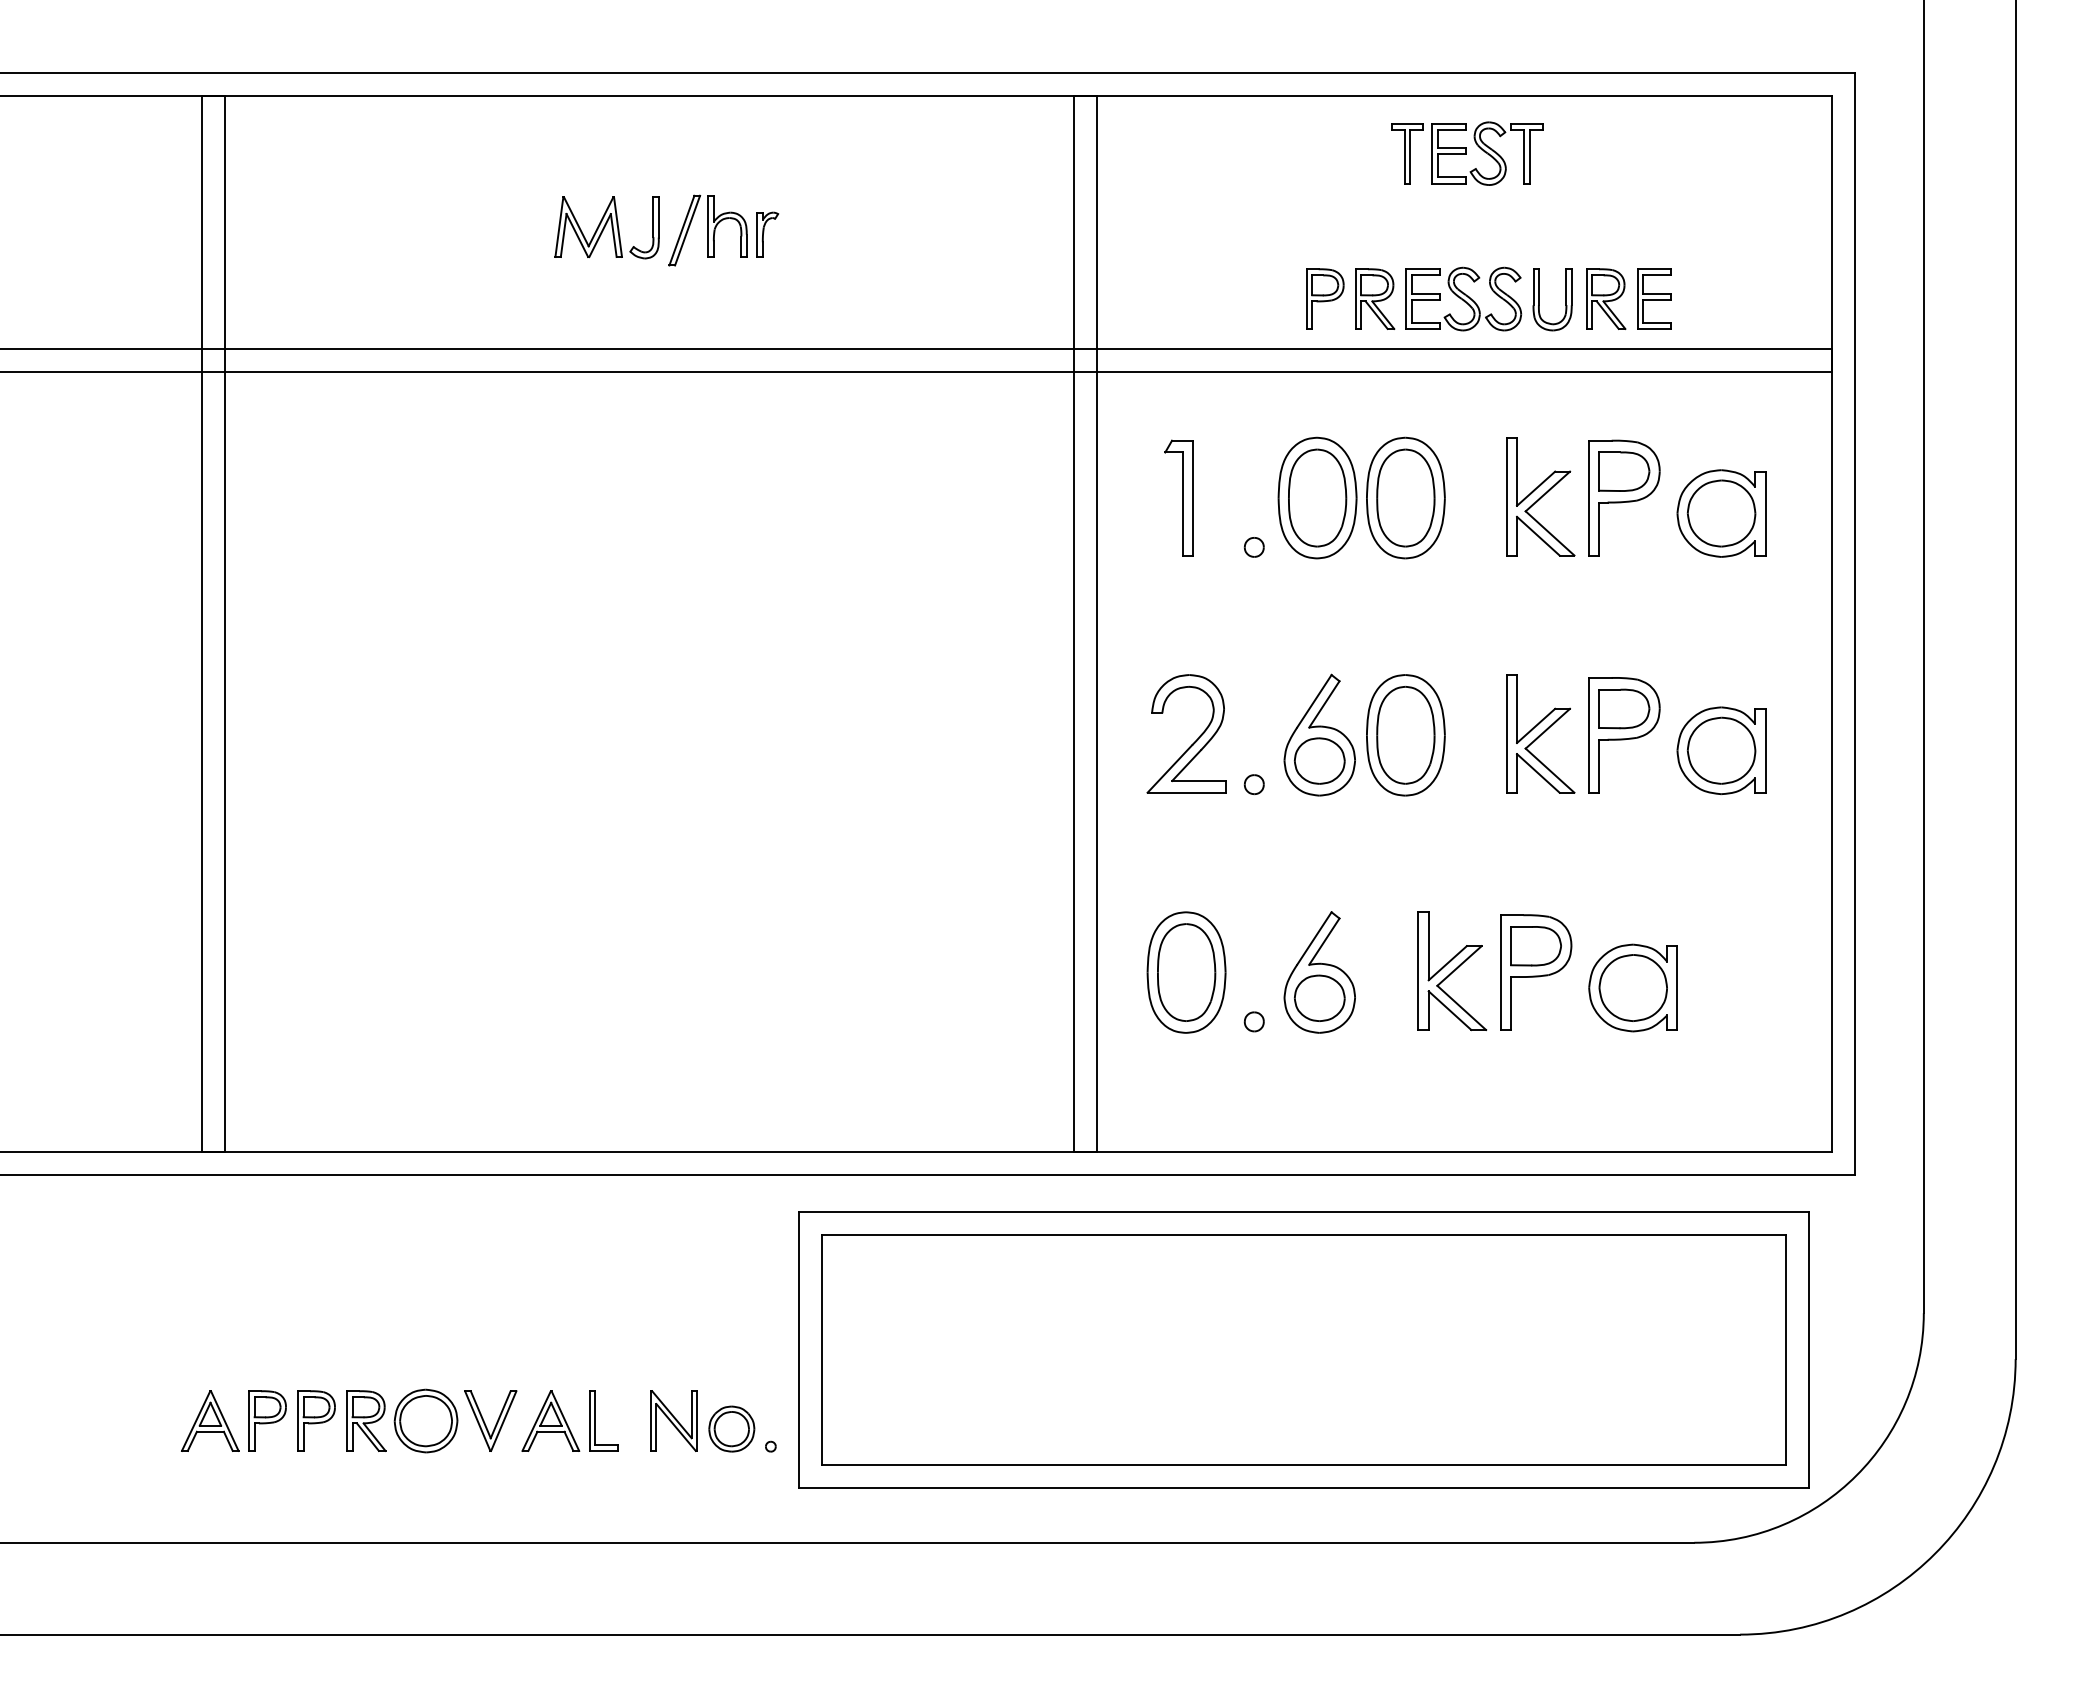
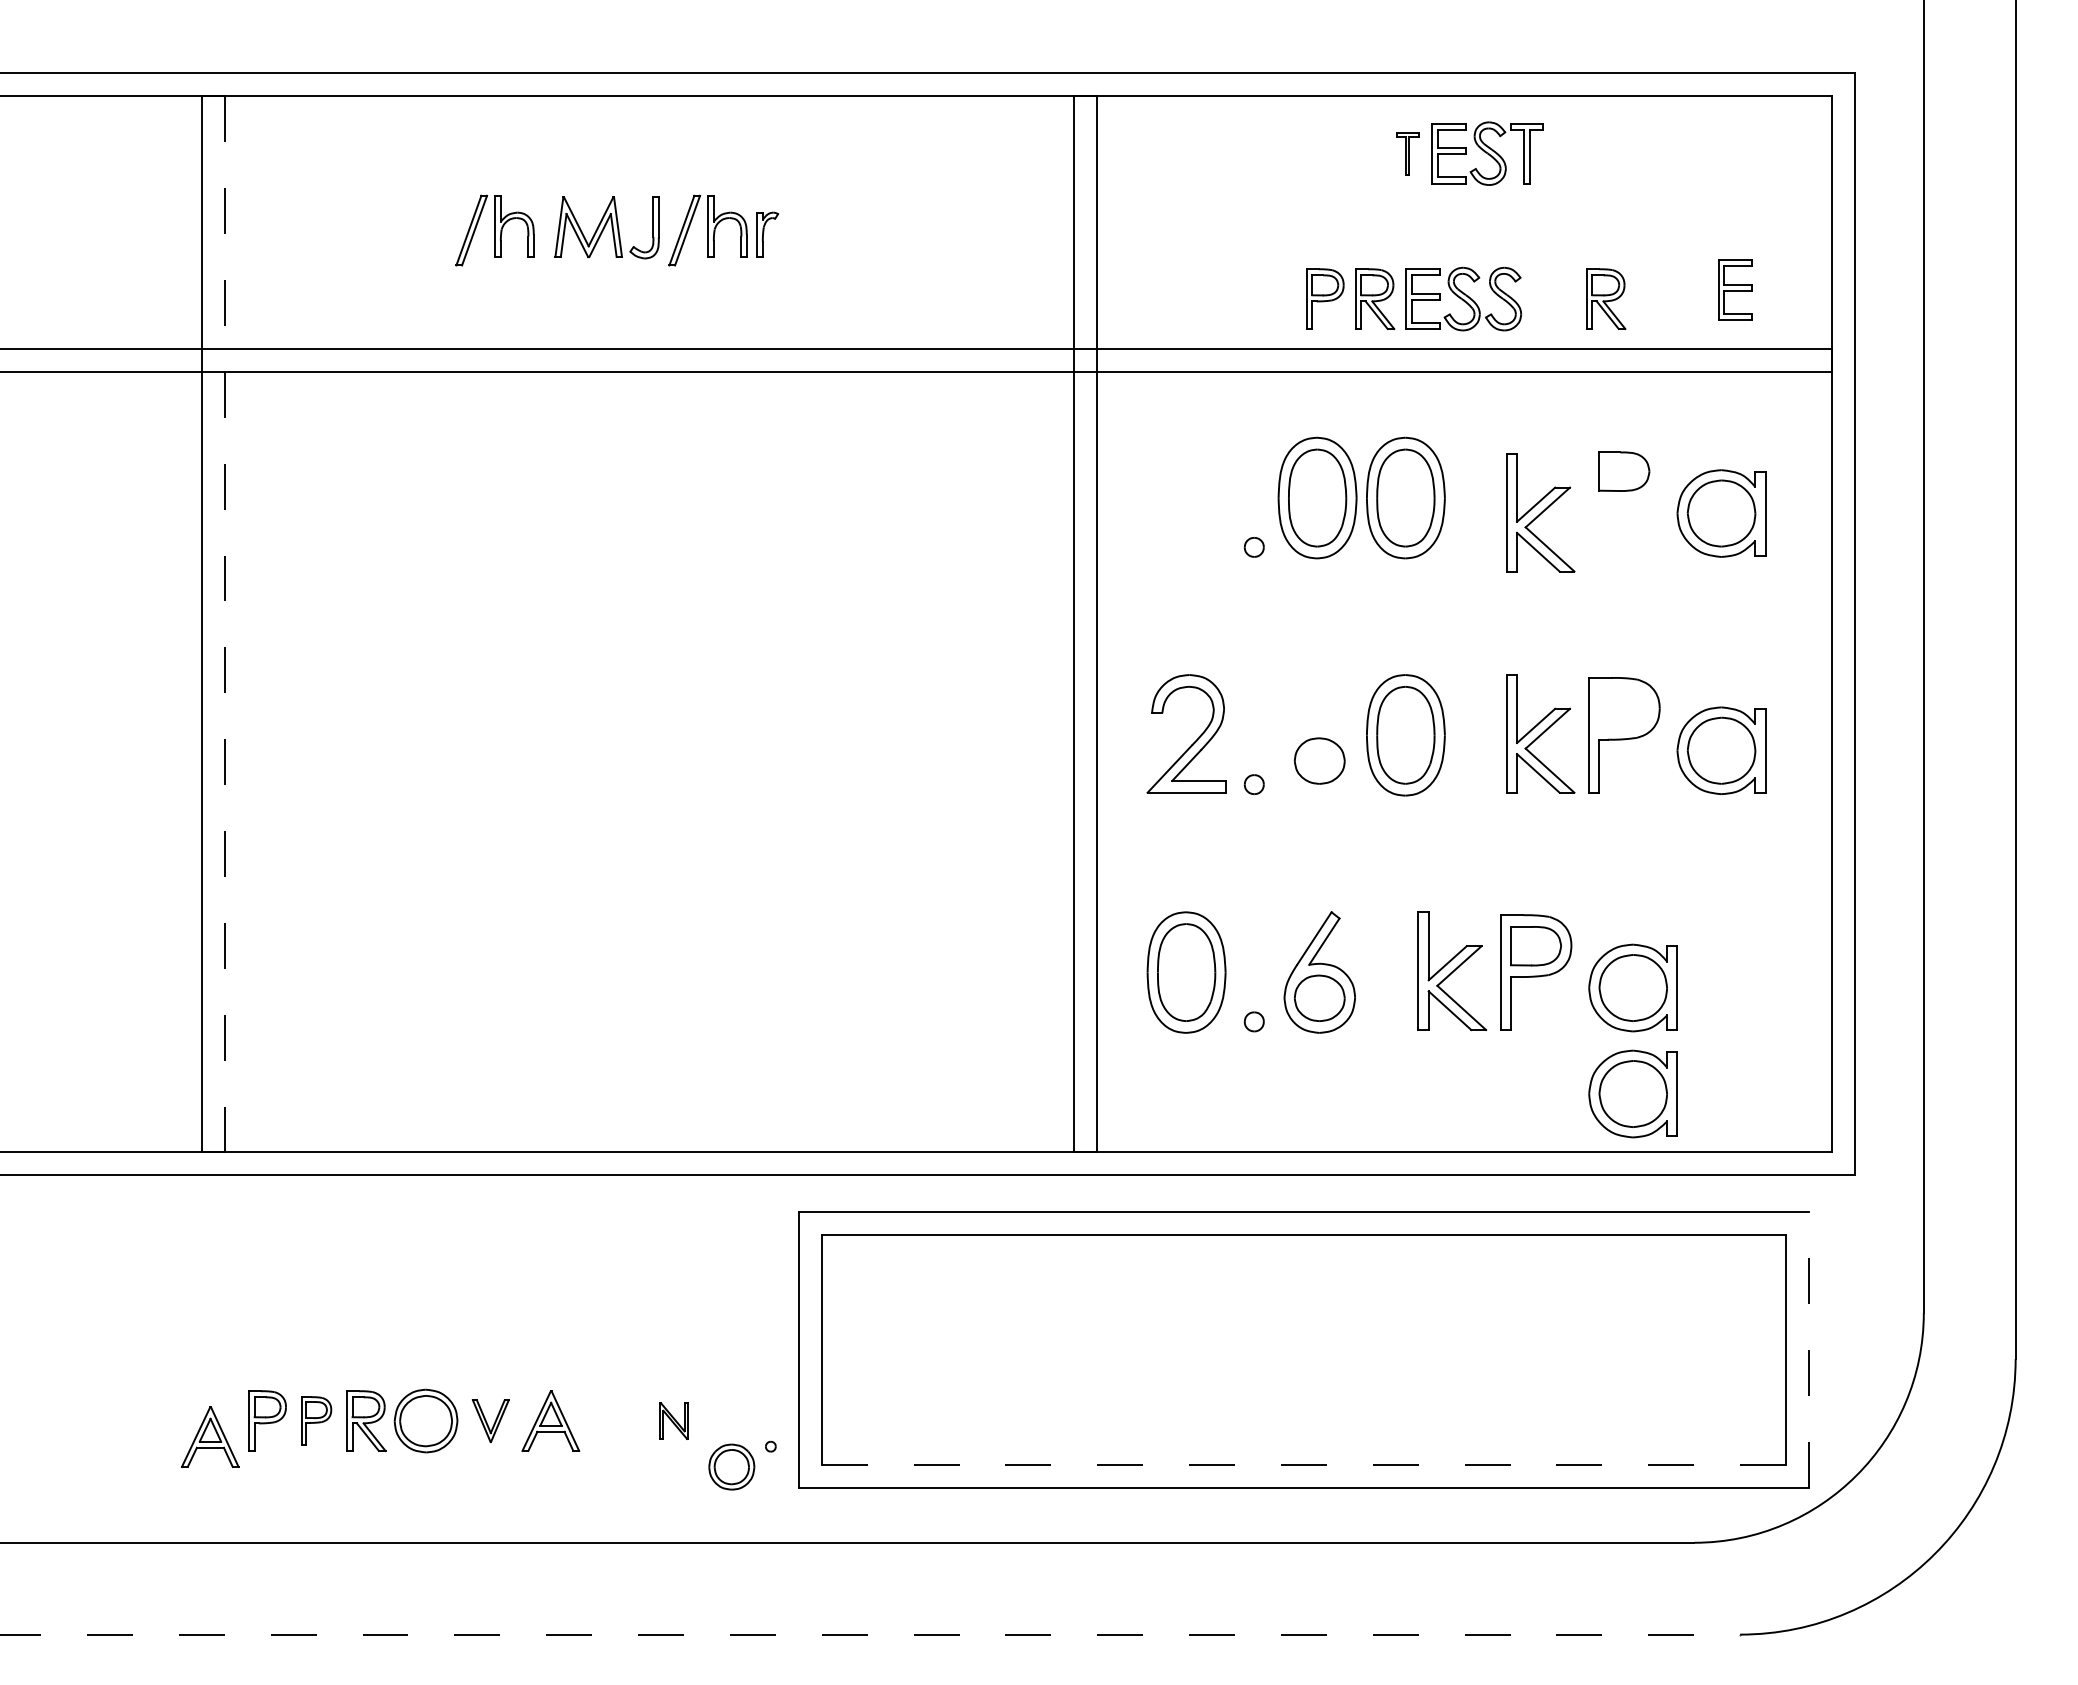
part size: 33x62 px -> 24x44 px (1407, 153)
part: none -> present (494, 230)
part position: (1654, 298) -> (1735, 289) (1735, 289)
part: present -> none (1539, 299)
part position: (1540, 496) -> (1540, 512) (1540, 512)
part: present -> none (1178, 497)
part: present -> none (1624, 497)
line: solid -> dashed (224, 623)
part: present -> none (1624, 708)
part: present -> none (1319, 734)
part: none -> present (1632, 1093)
line: solid -> dashed (1809, 1349)
part position: (210, 1420) -> (210, 1436) (210, 1436)
part size: 39x62 px -> 32x50 px (316, 1420)
part size: 54x62 px -> 39x44 px (490, 1420)
part: present -> none (595, 1420)
part size: 48x62 px -> 30x38 px (673, 1420)
part position: (731, 1428) -> (731, 1466) (731, 1466)
line: solid -> dashed (1304, 1464)
line: solid -> dashed (870, 1634)
